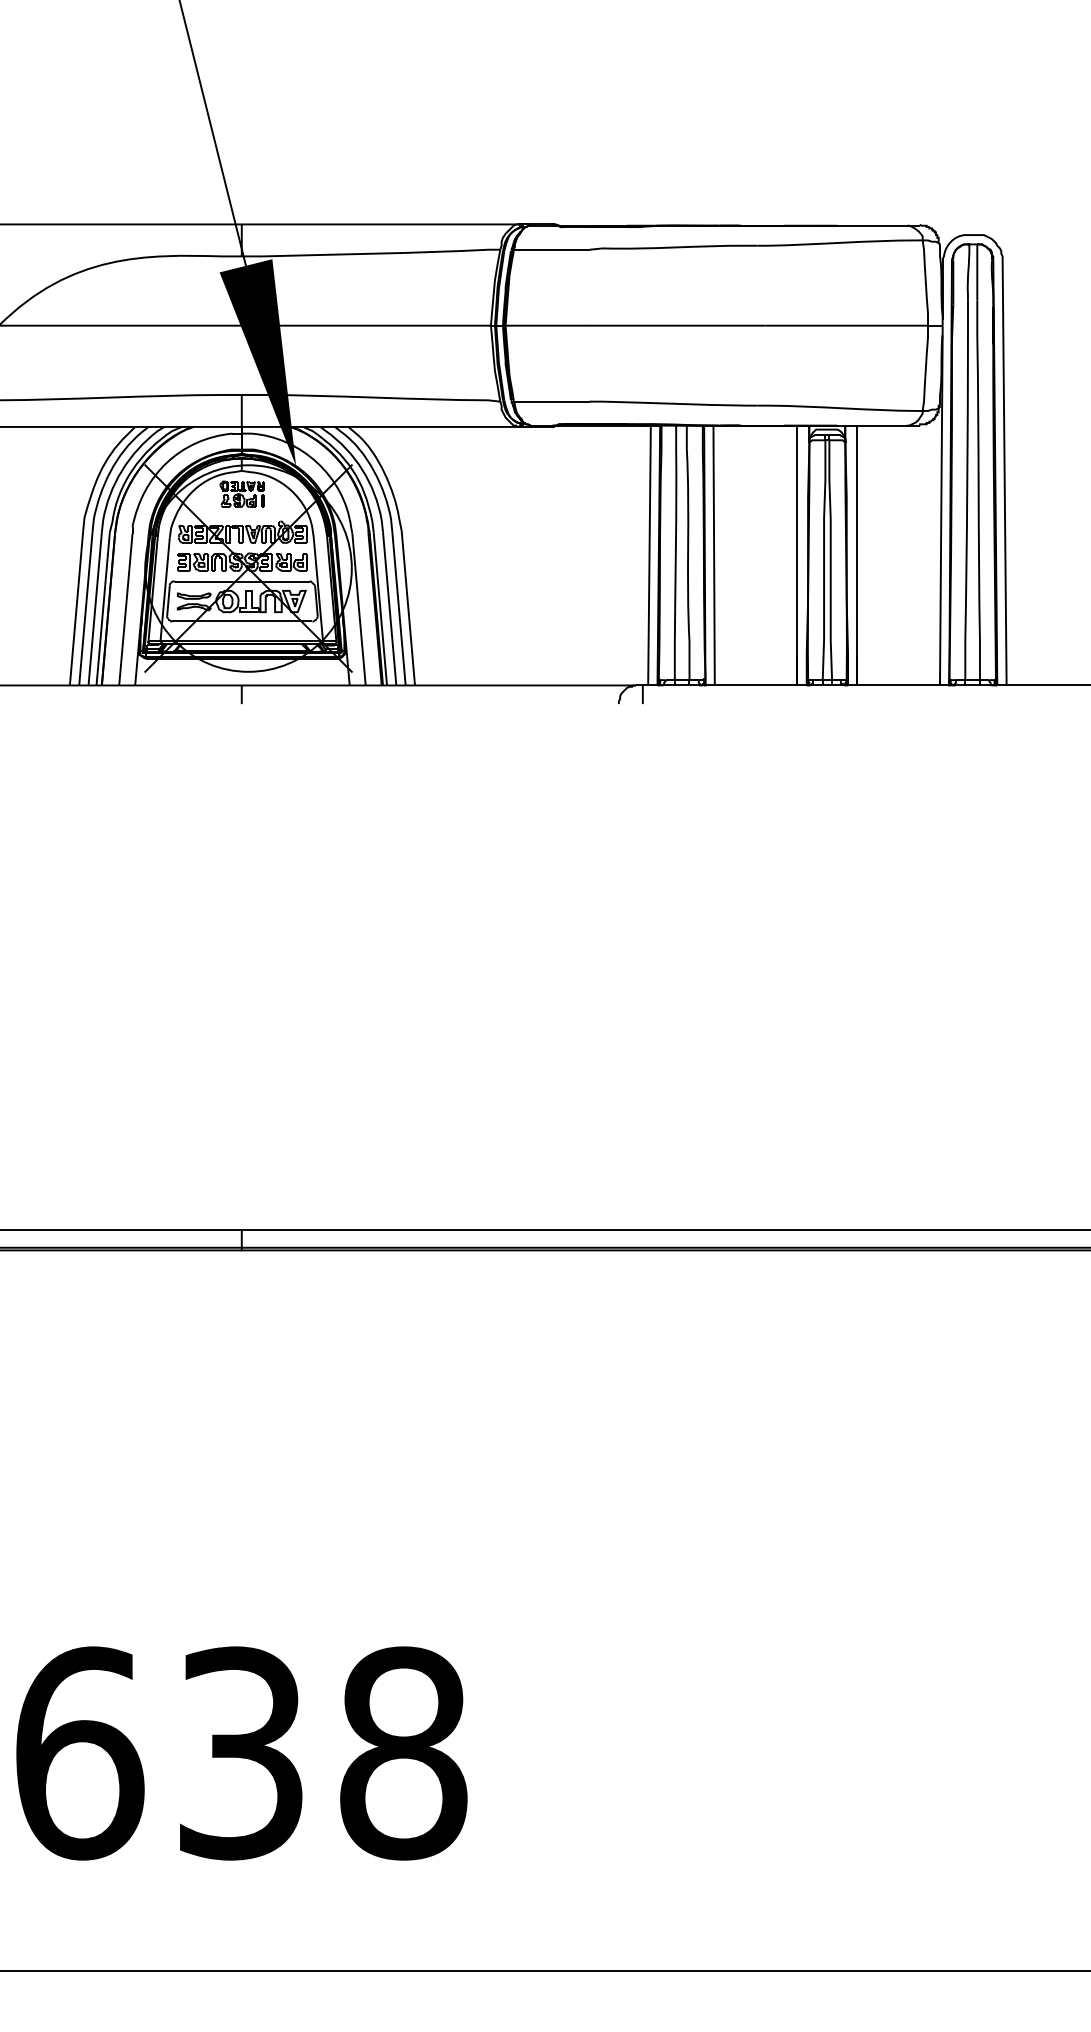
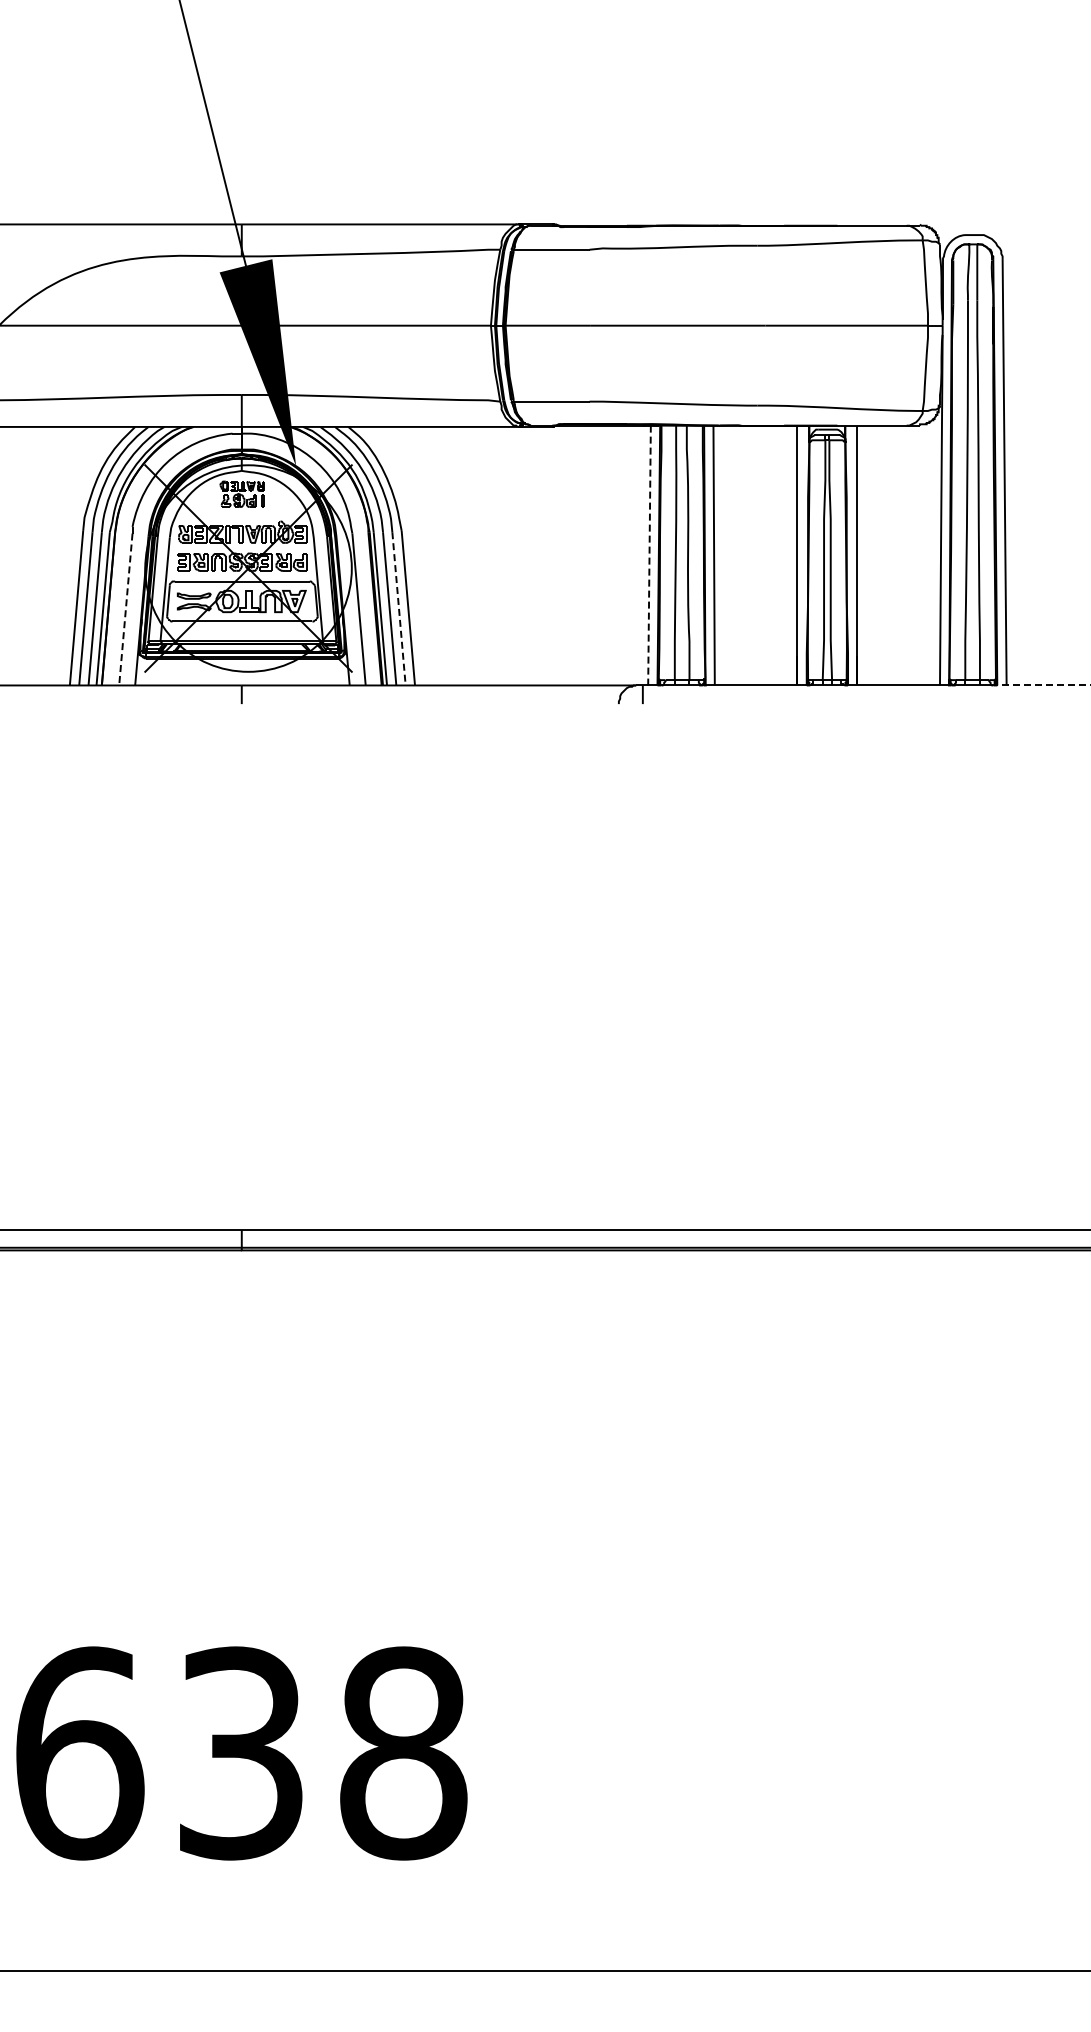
line: solid -> dashed (649, 555)
line: solid -> dashed (399, 608)
line: solid -> dashed (125, 610)
line: solid -> dashed (1041, 685)
